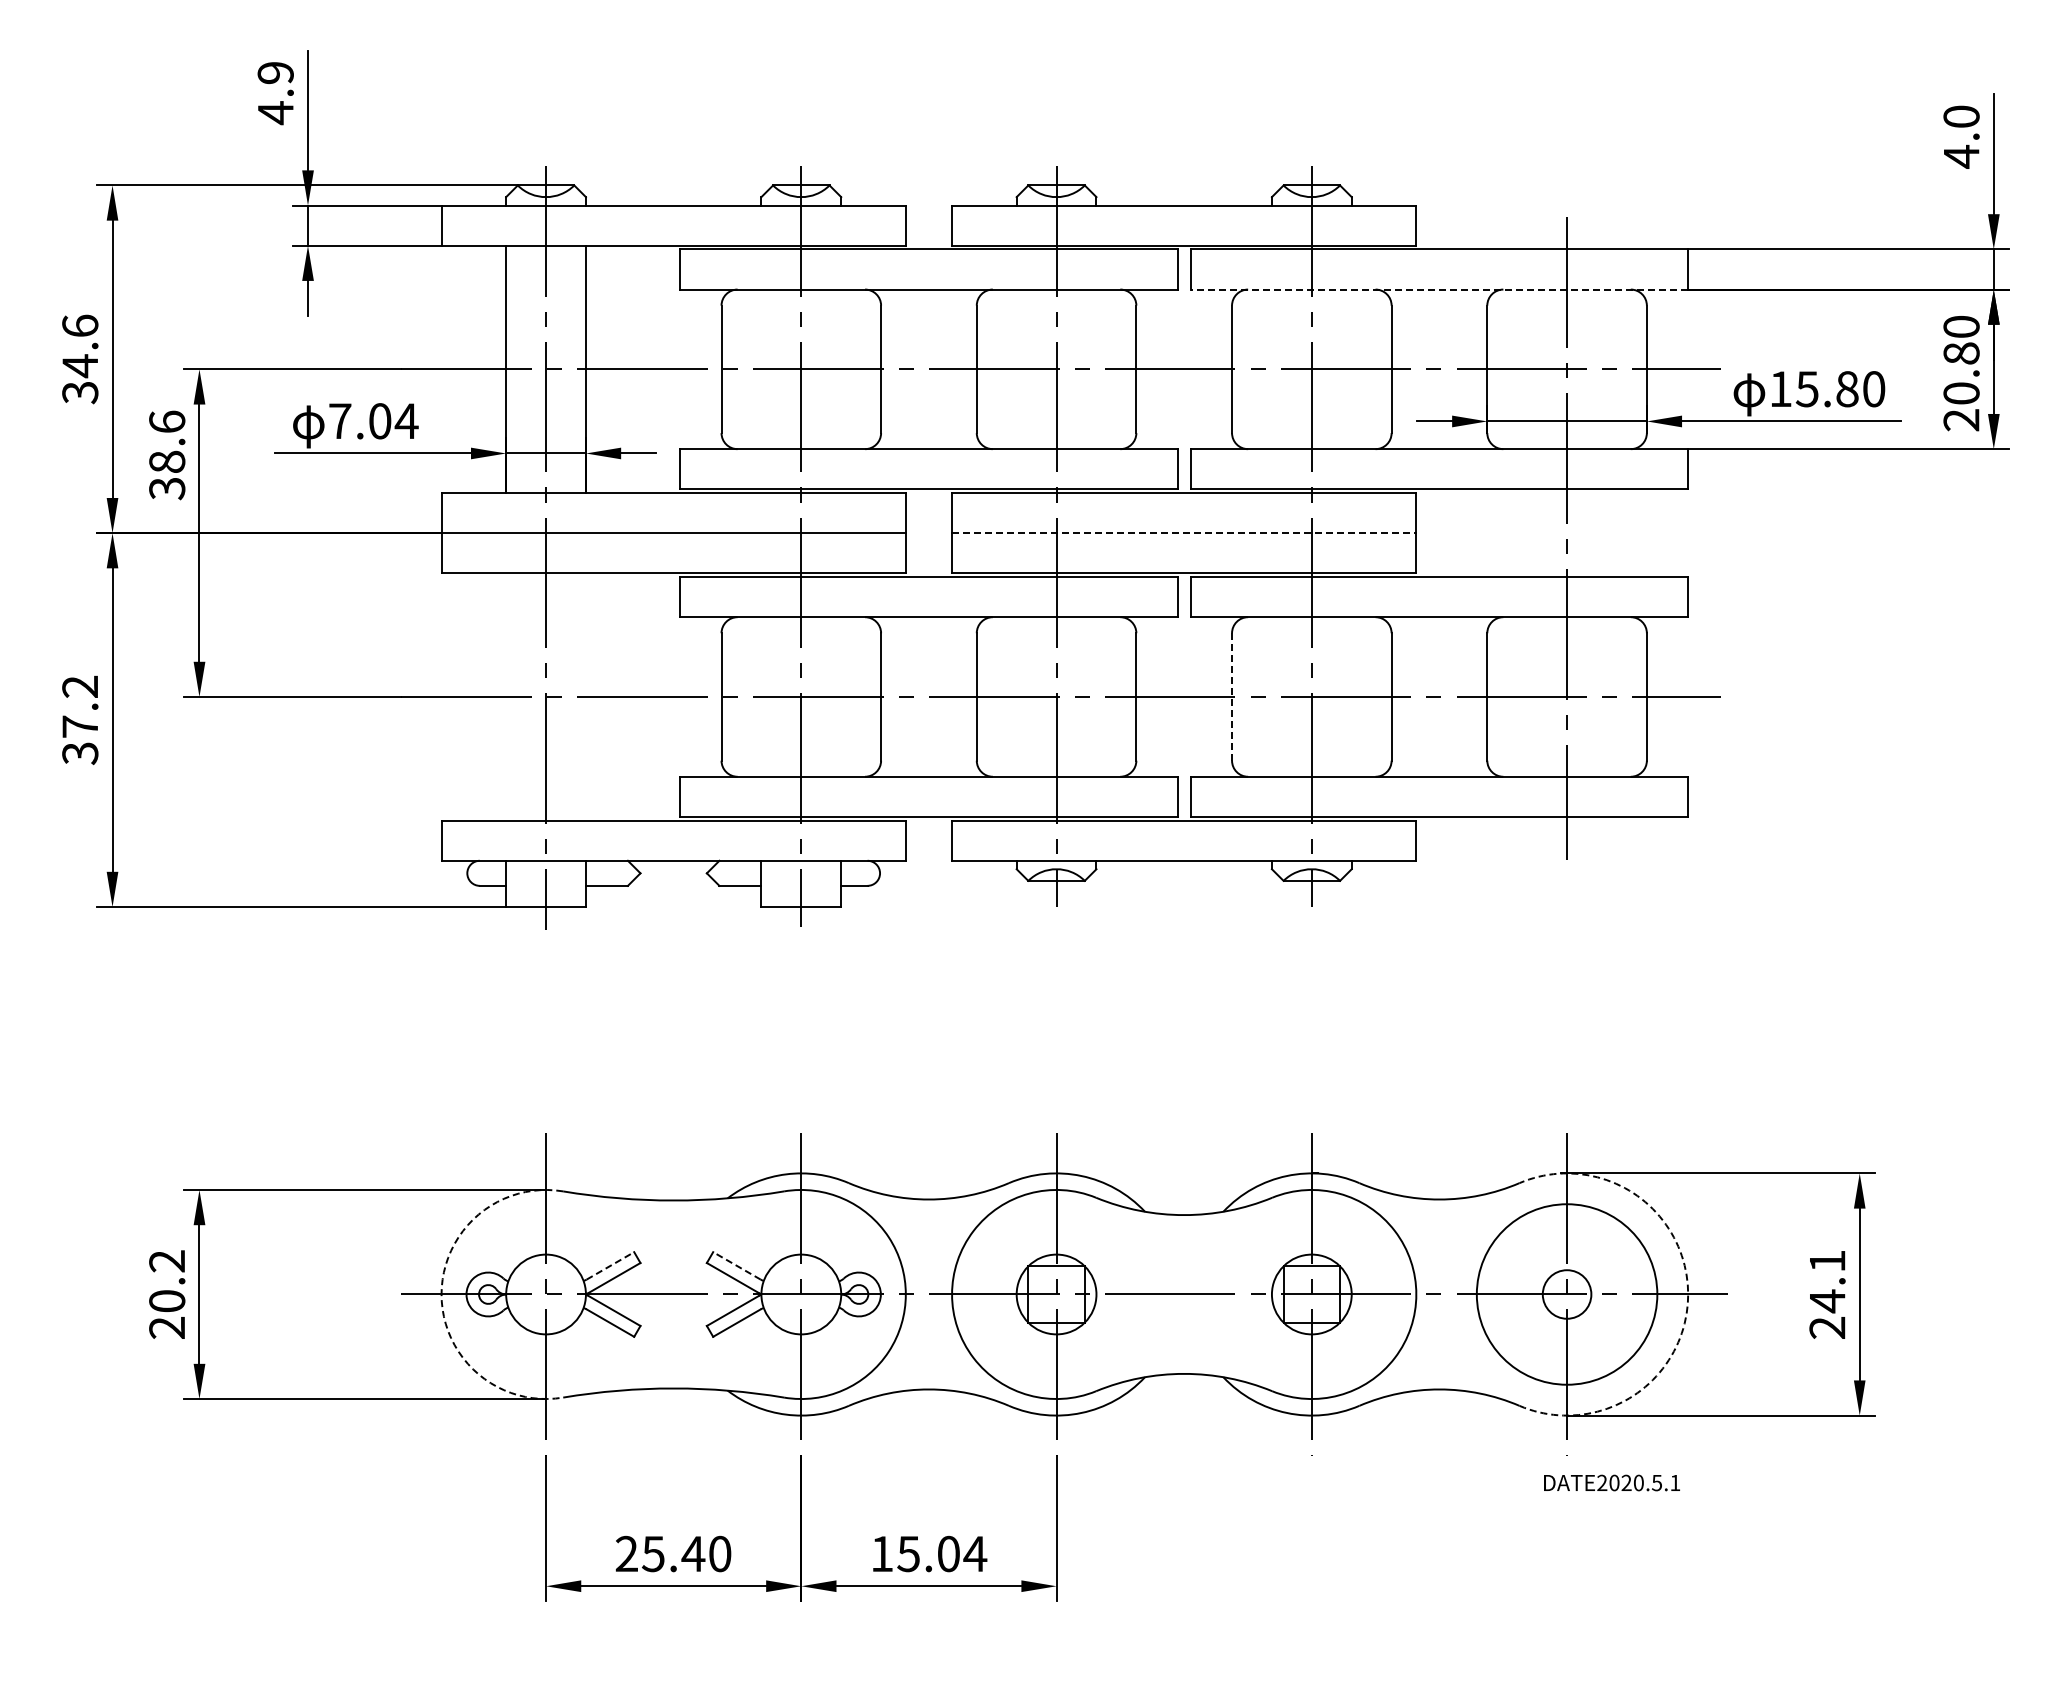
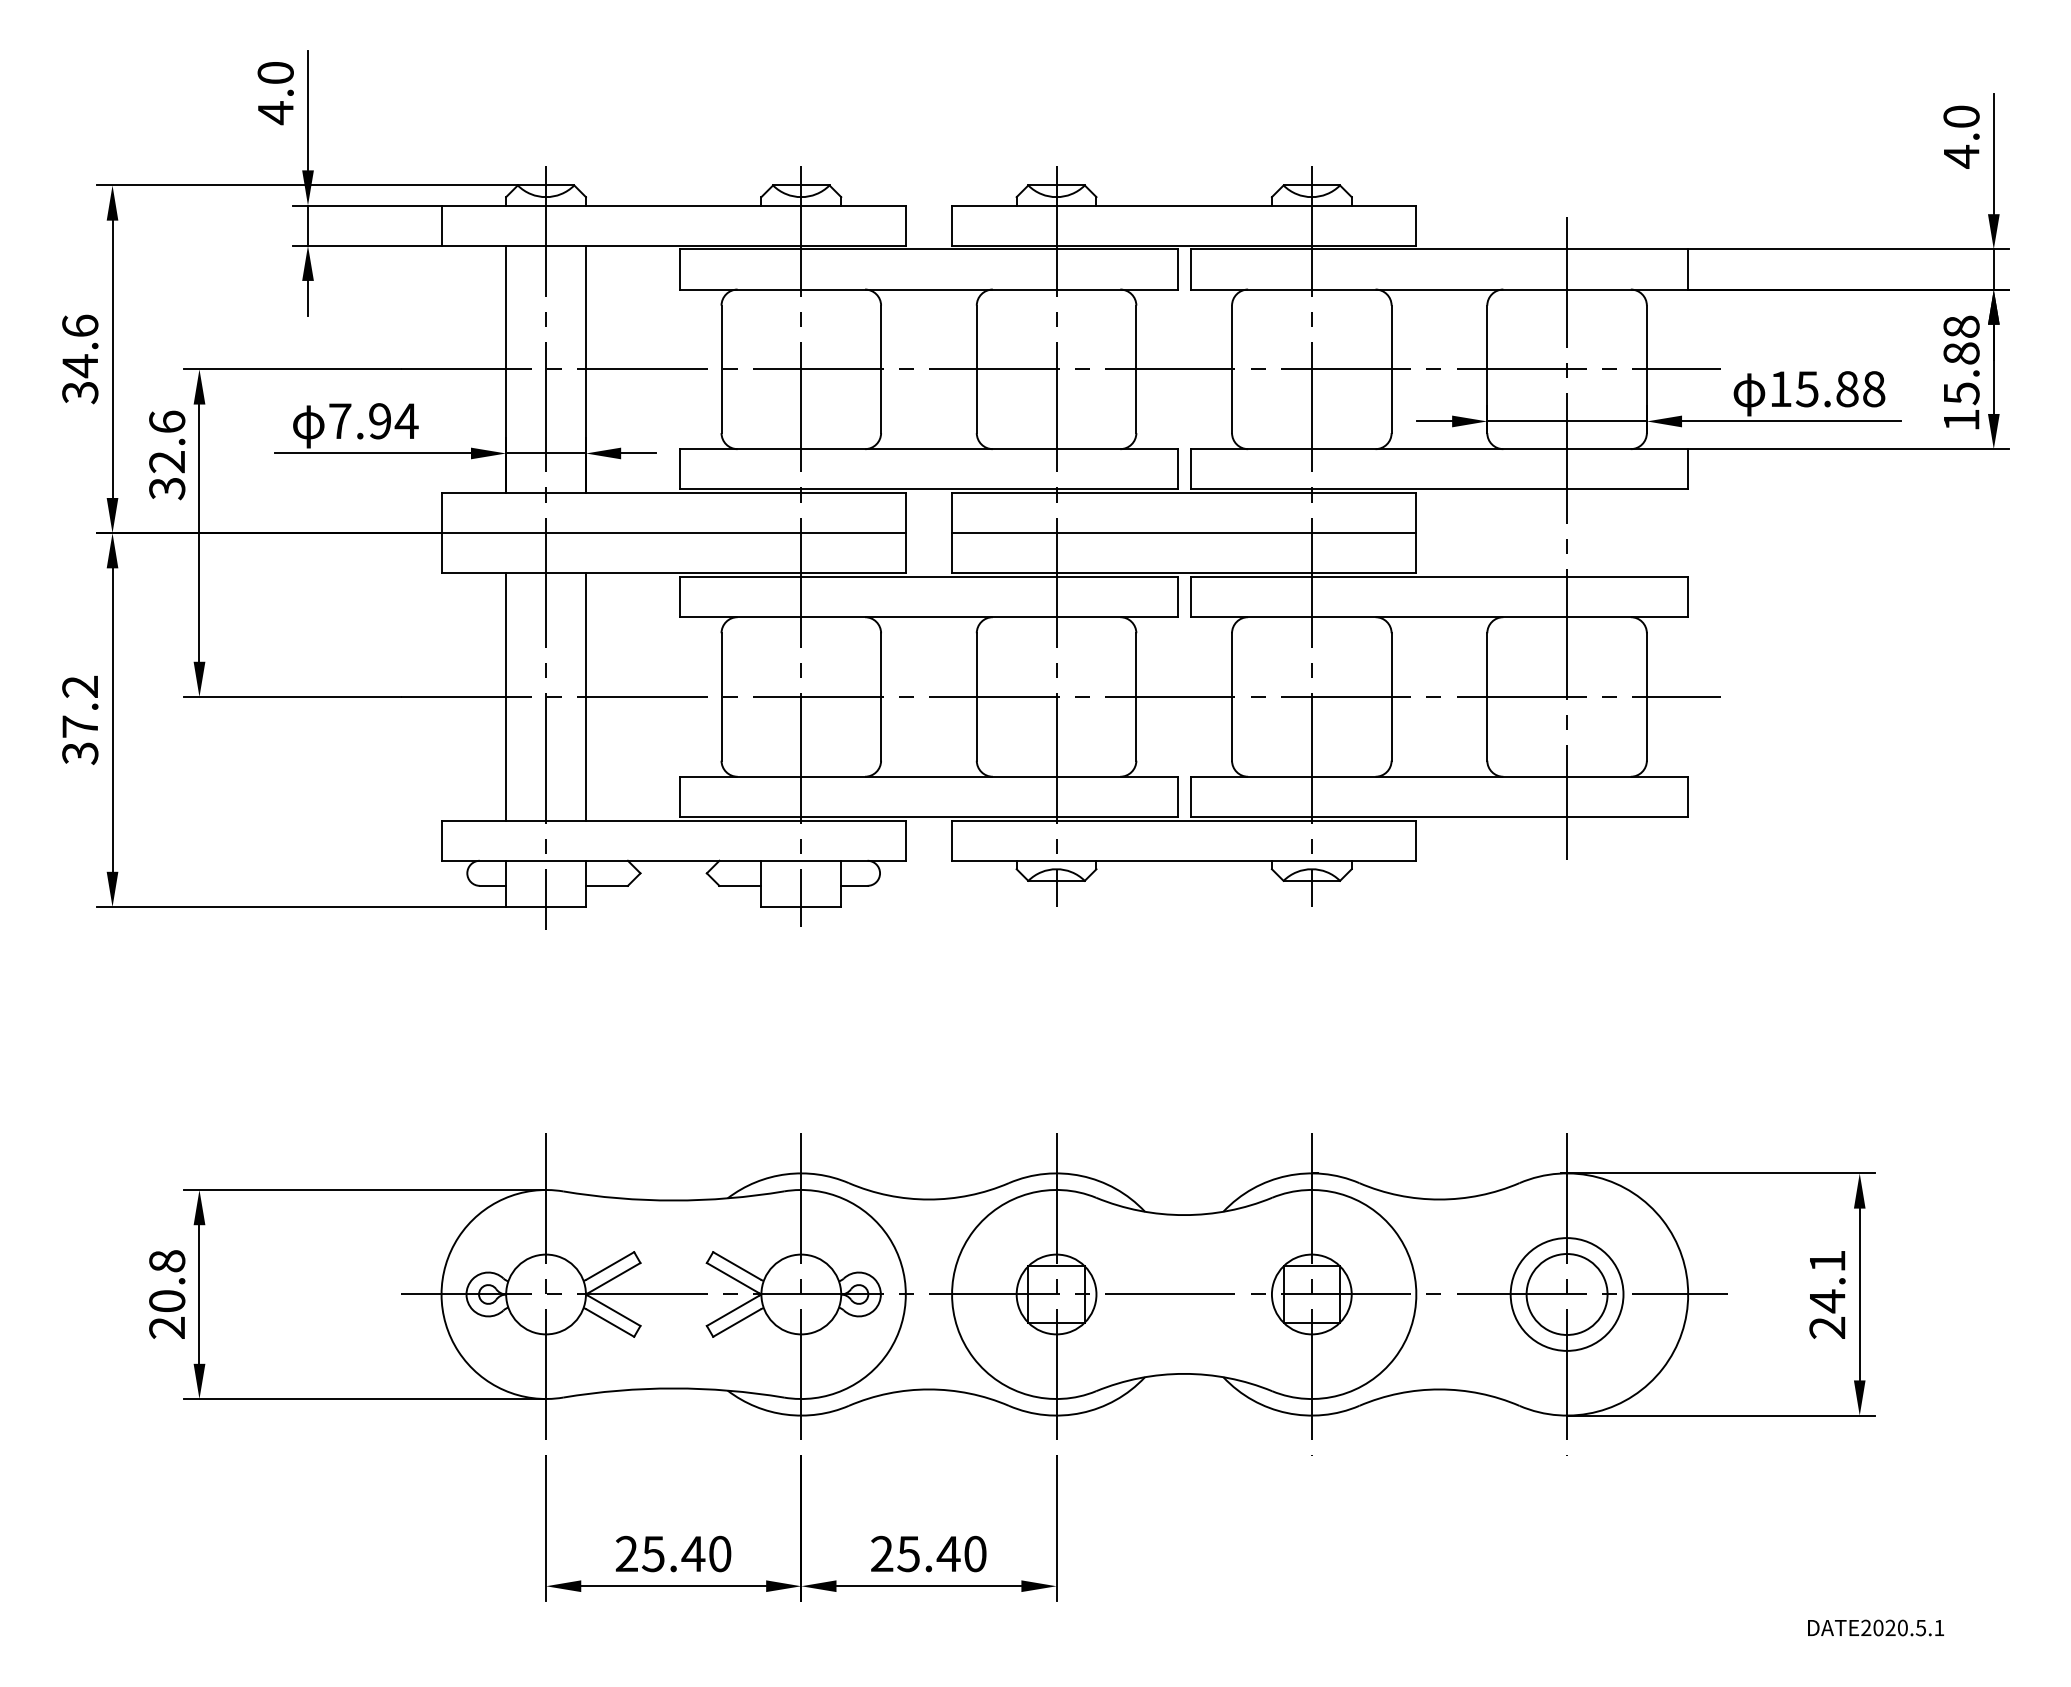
text: 4.9 -> 4.0 (275, 73)
line: dashed -> solid (1439, 289)
text: 20.80 -> 15.88 (1961, 373)
text: 15.80 -> 15.88 (1874, 389)
text: 7.04 -> 7.94 (380, 421)
text: 38.6 -> 32.6 (167, 461)
line: dashed -> solid (1184, 533)
line: none -> present (506, 696)
line: none -> present (585, 696)
line: dashed -> solid (1232, 696)
text: 20.2 -> 20.8 (167, 1261)
line: dashed -> solid (610, 1265)
line: dashed -> solid (736, 1265)
arc: dashed -> solid (441, 1294)
circle diameter: 181 px -> 113 px (1566, 1294)
circle diameter: 49 px -> 81 px (1566, 1294)
arc: dashed -> solid (1688, 1294)
text position: (1611, 1482) -> (1875, 1627) (1875, 1627)
text: 15.04 -> 25.40 (929, 1553)
